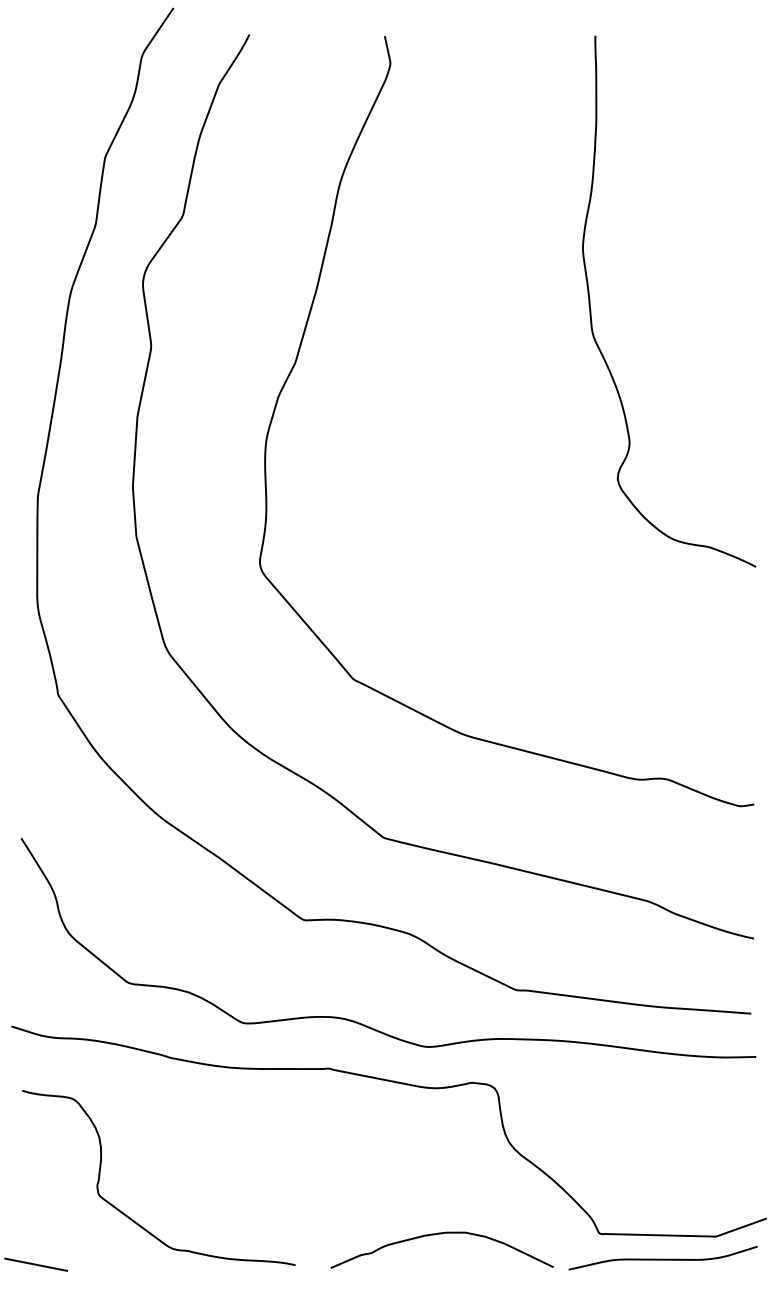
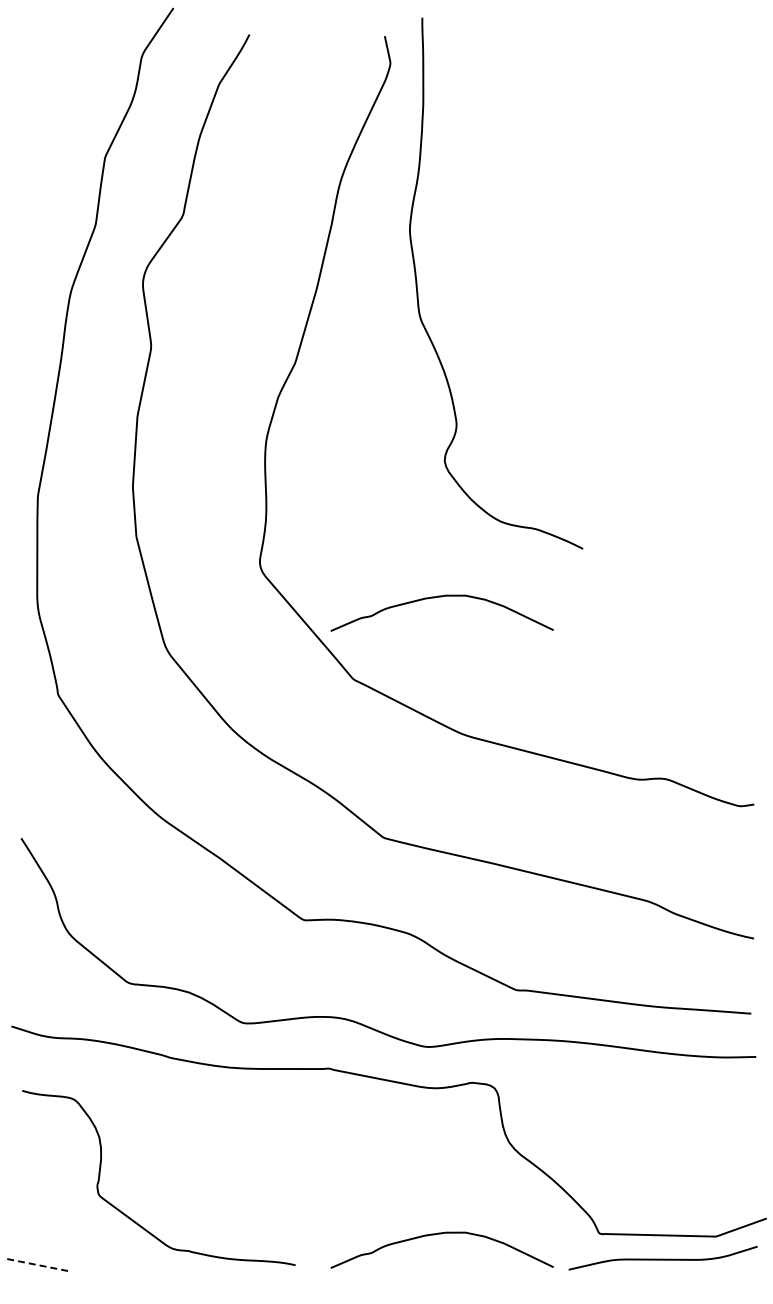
curve position: (591, 309) -> (418, 291) (418, 291)
curve: none -> present (441, 597)
line: solid -> dashed (35, 1264)
